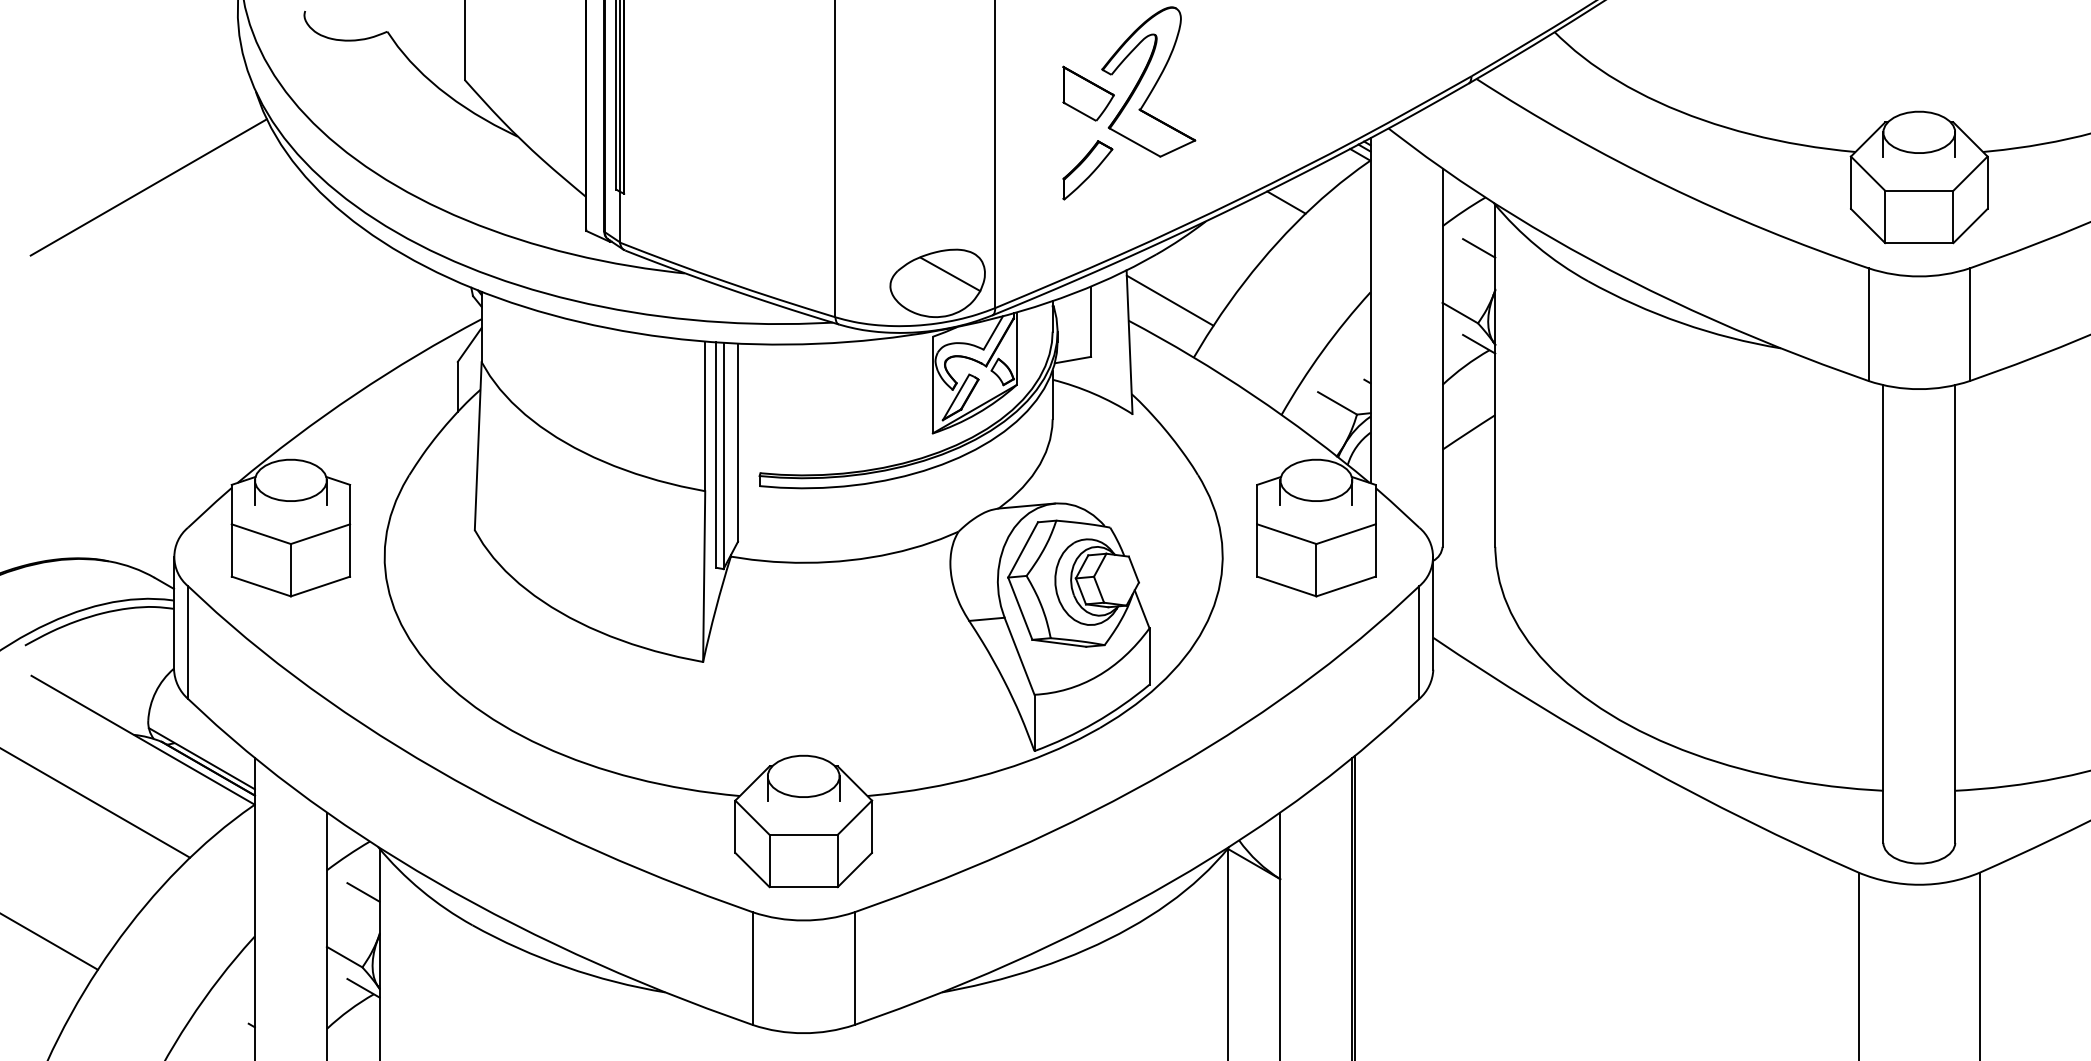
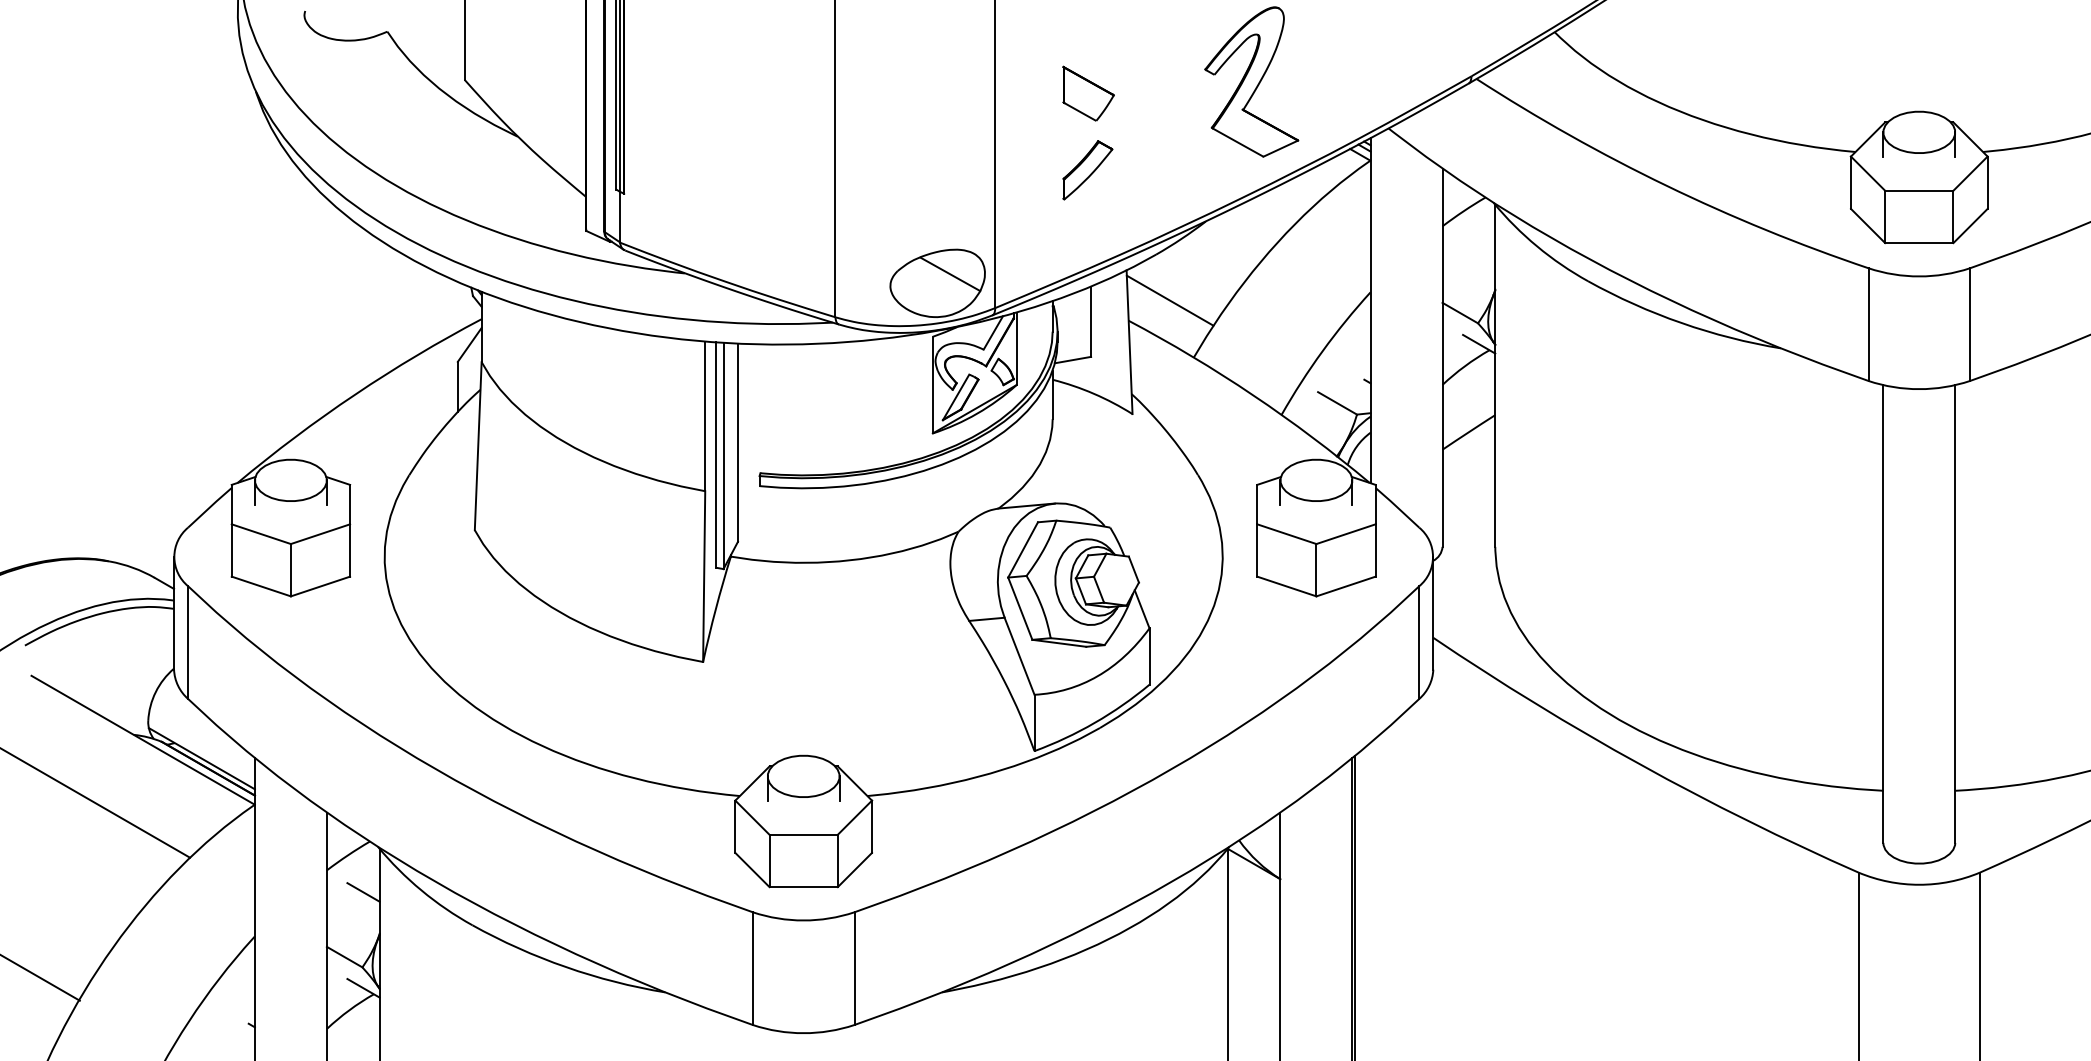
part position: (1148, 81) -> (1251, 81) (1251, 81)
line: present -> none (148, 187)
line: present -> none (1286, 202)
line: present -> none (1479, 248)
line position: (49, 941) -> (40, 978) (40, 978)
